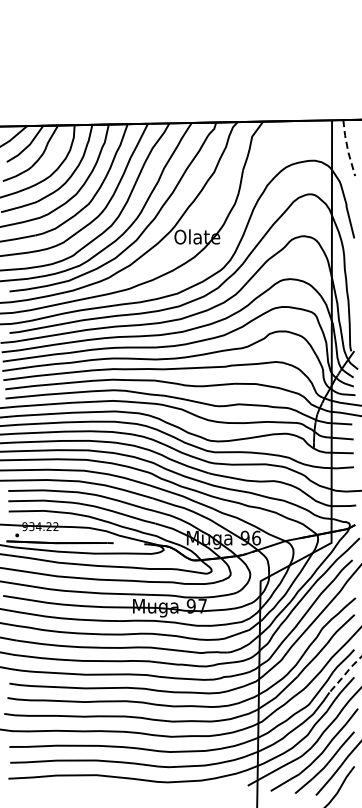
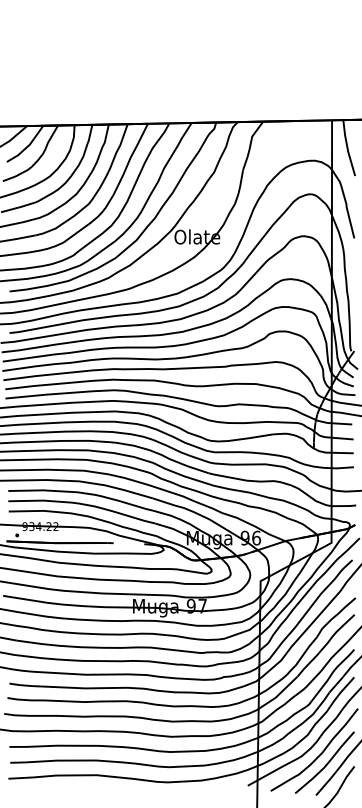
line: dashed -> solid (347, 148)
line: dashed -> solid (345, 673)
